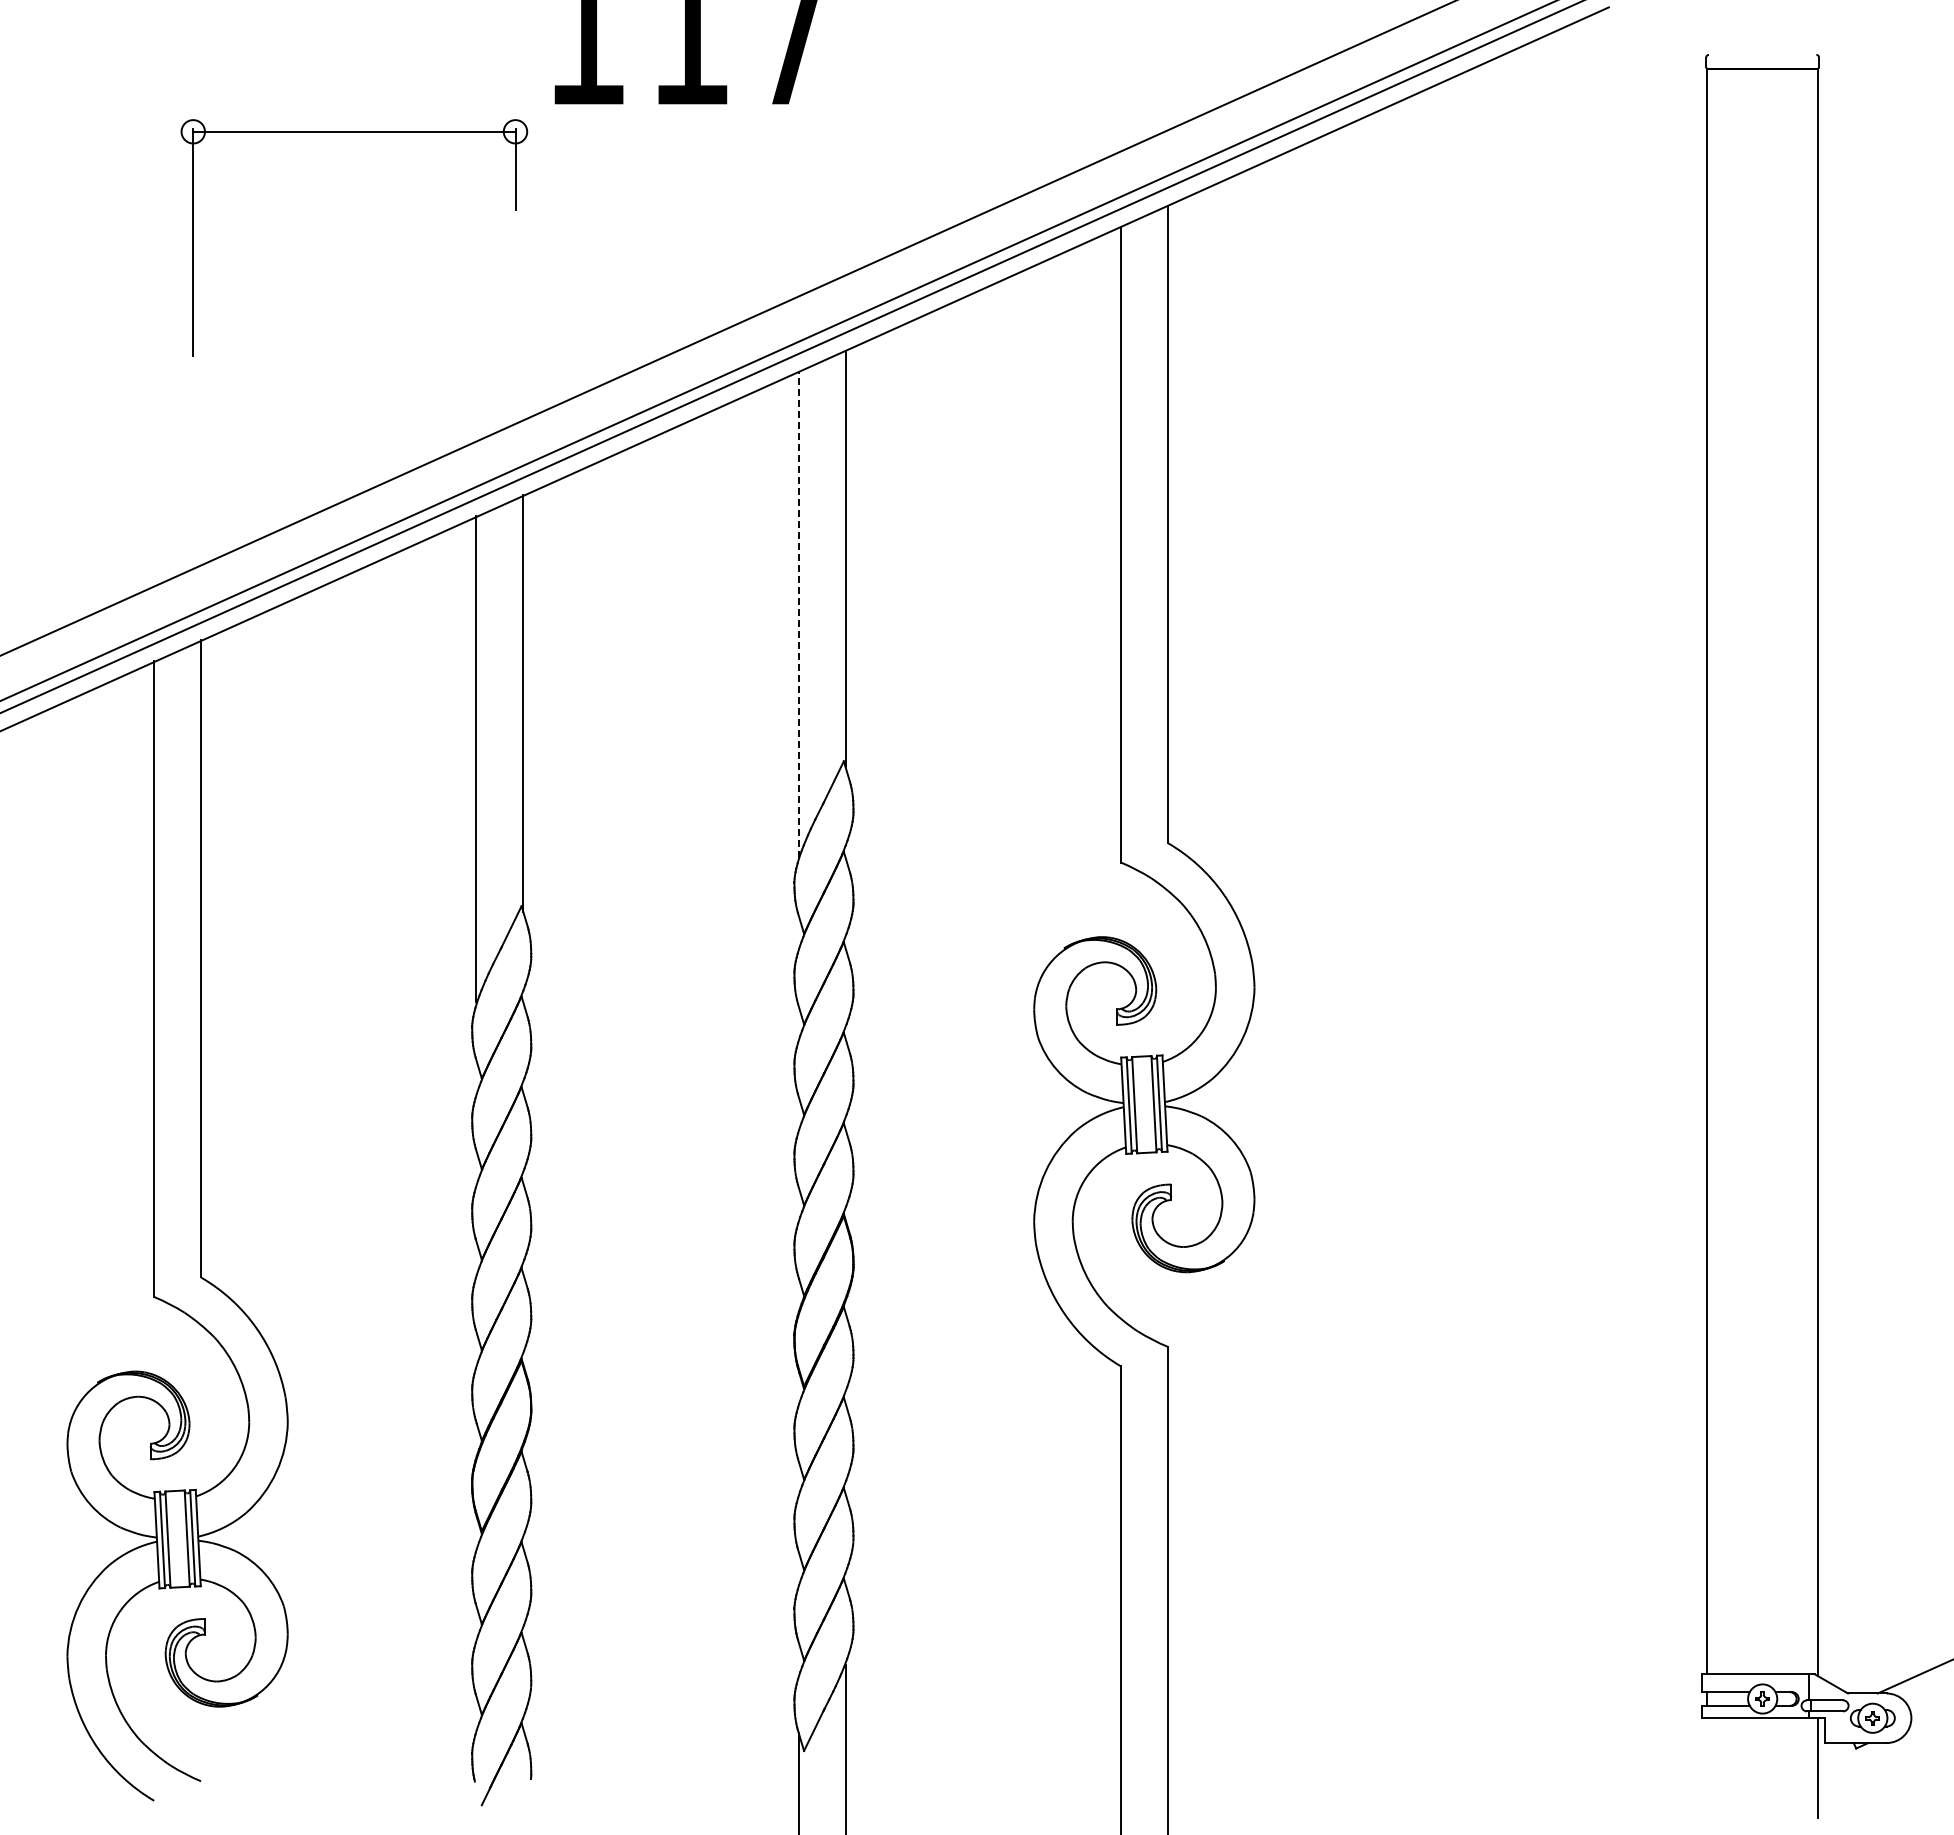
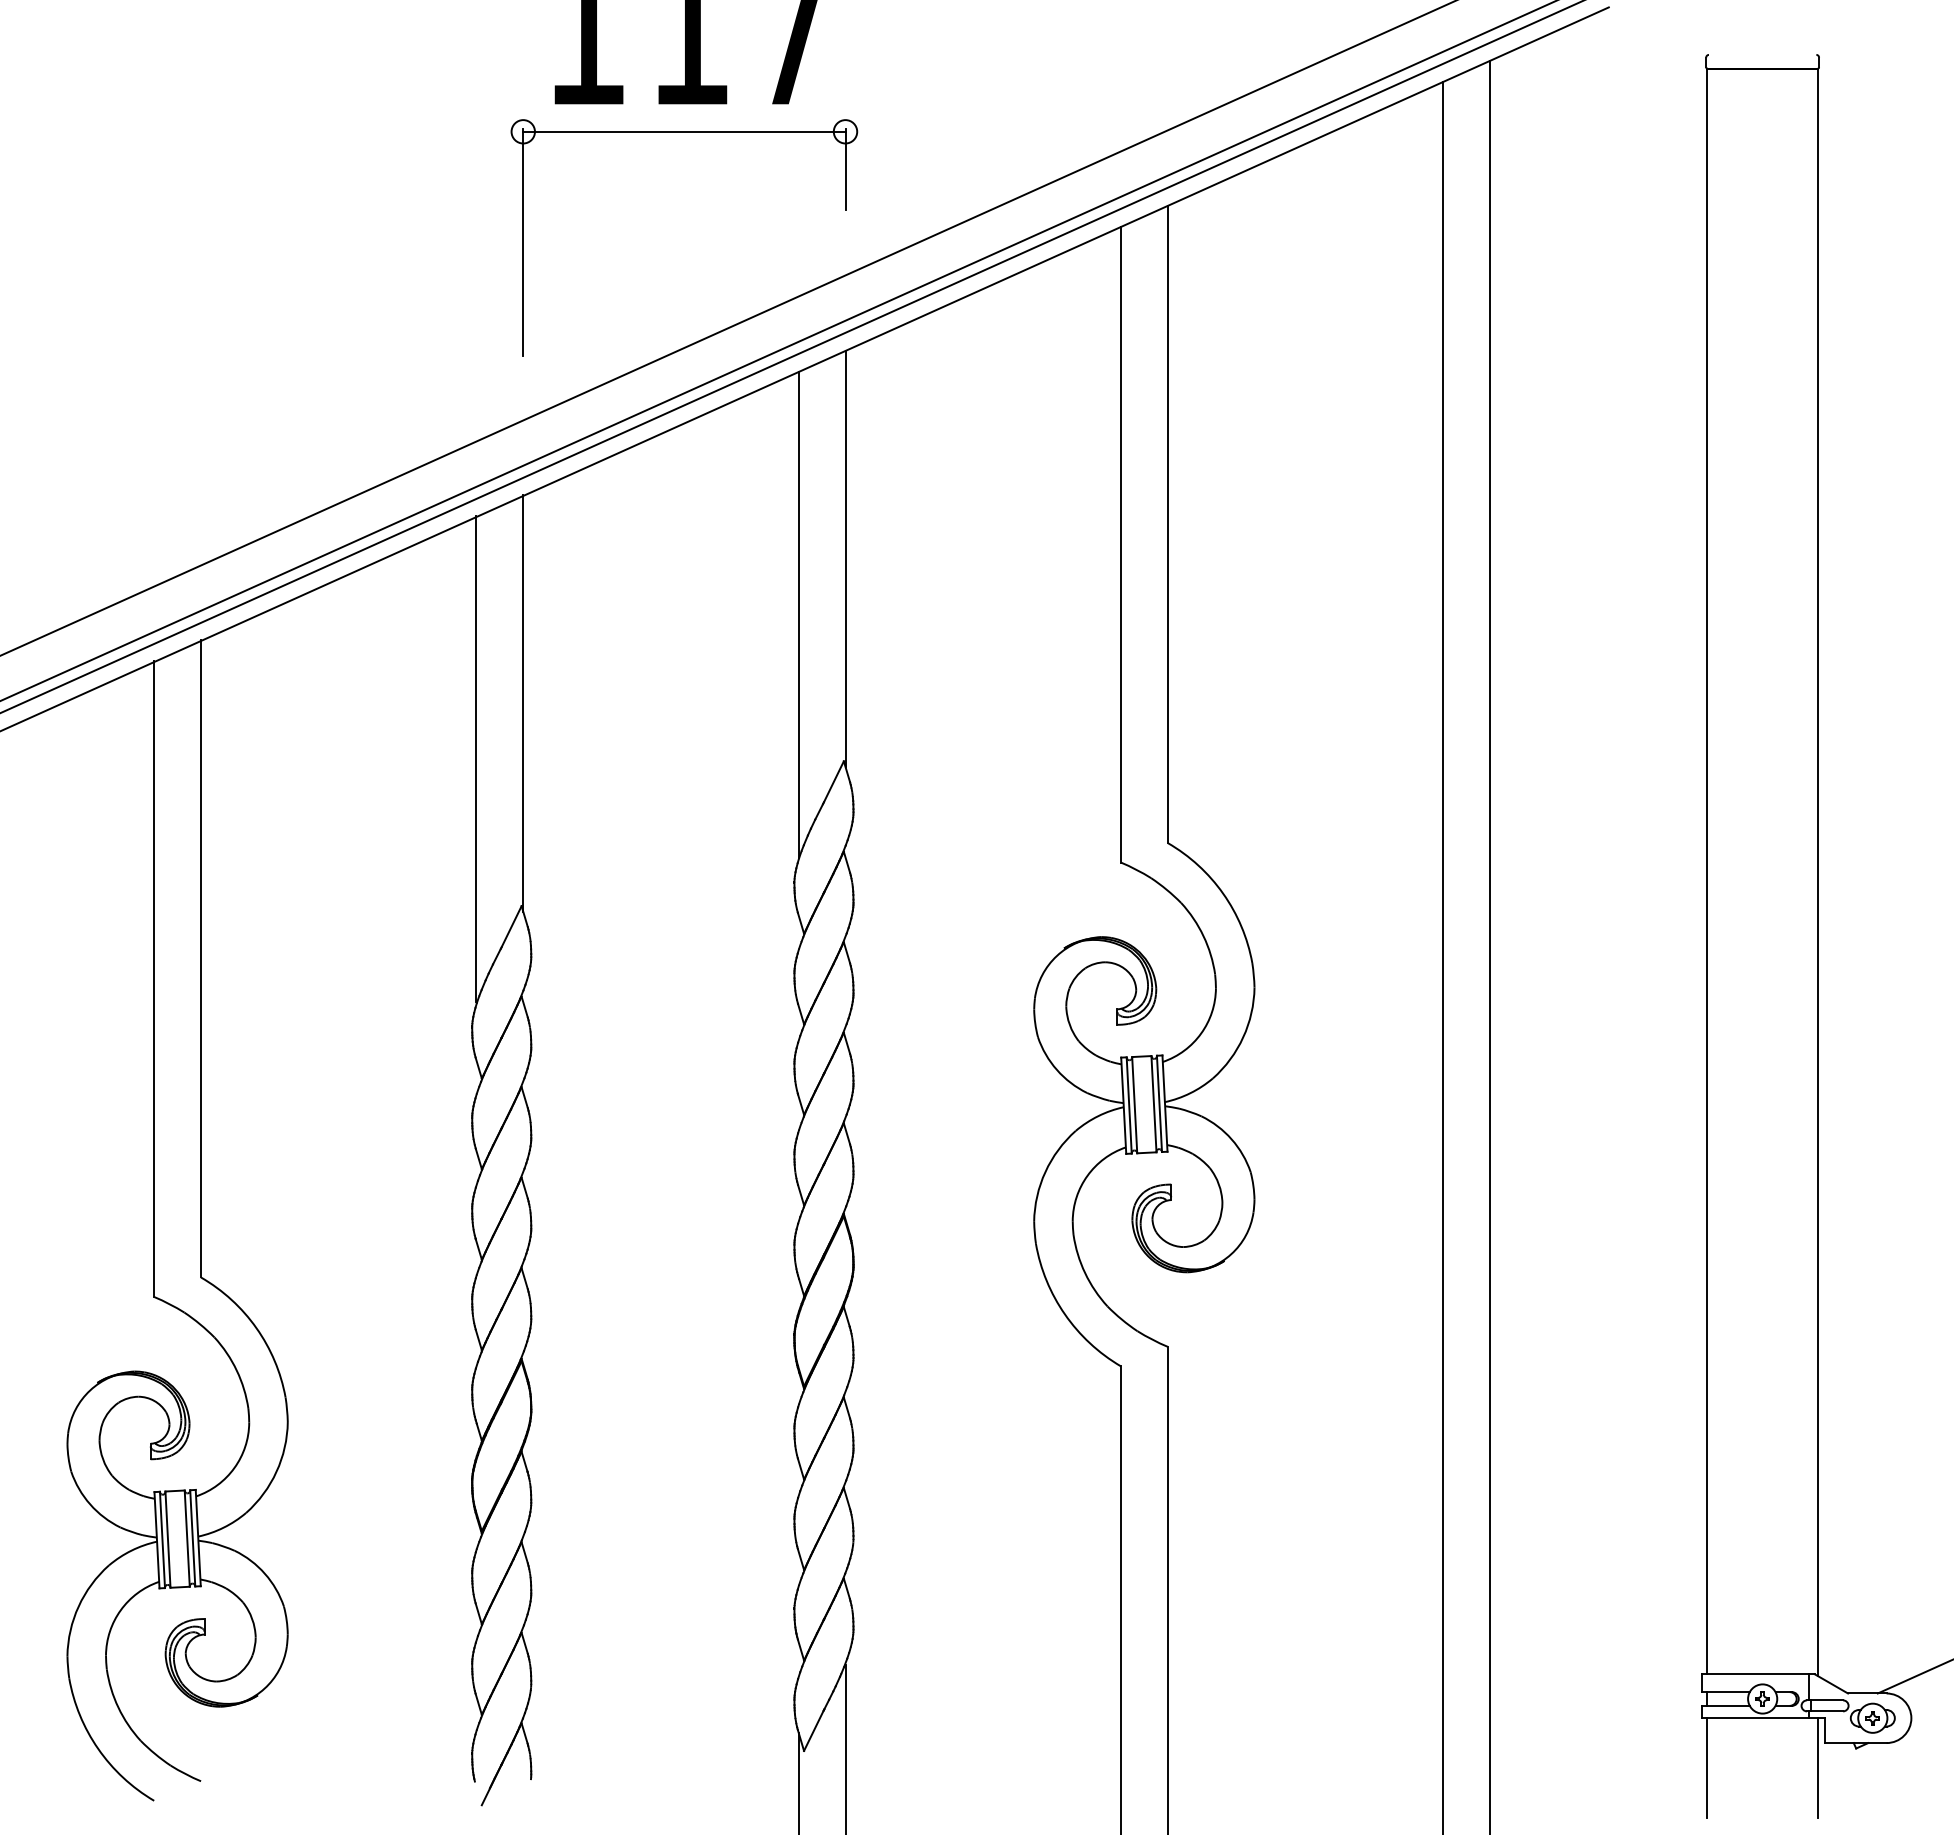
part position: (354, 132) -> (684, 132) (684, 132)
line: dashed -> solid (798, 614)
line: none -> present (1489, 945)
line: none -> present (1443, 956)
line: none -> present (1706, 1767)
